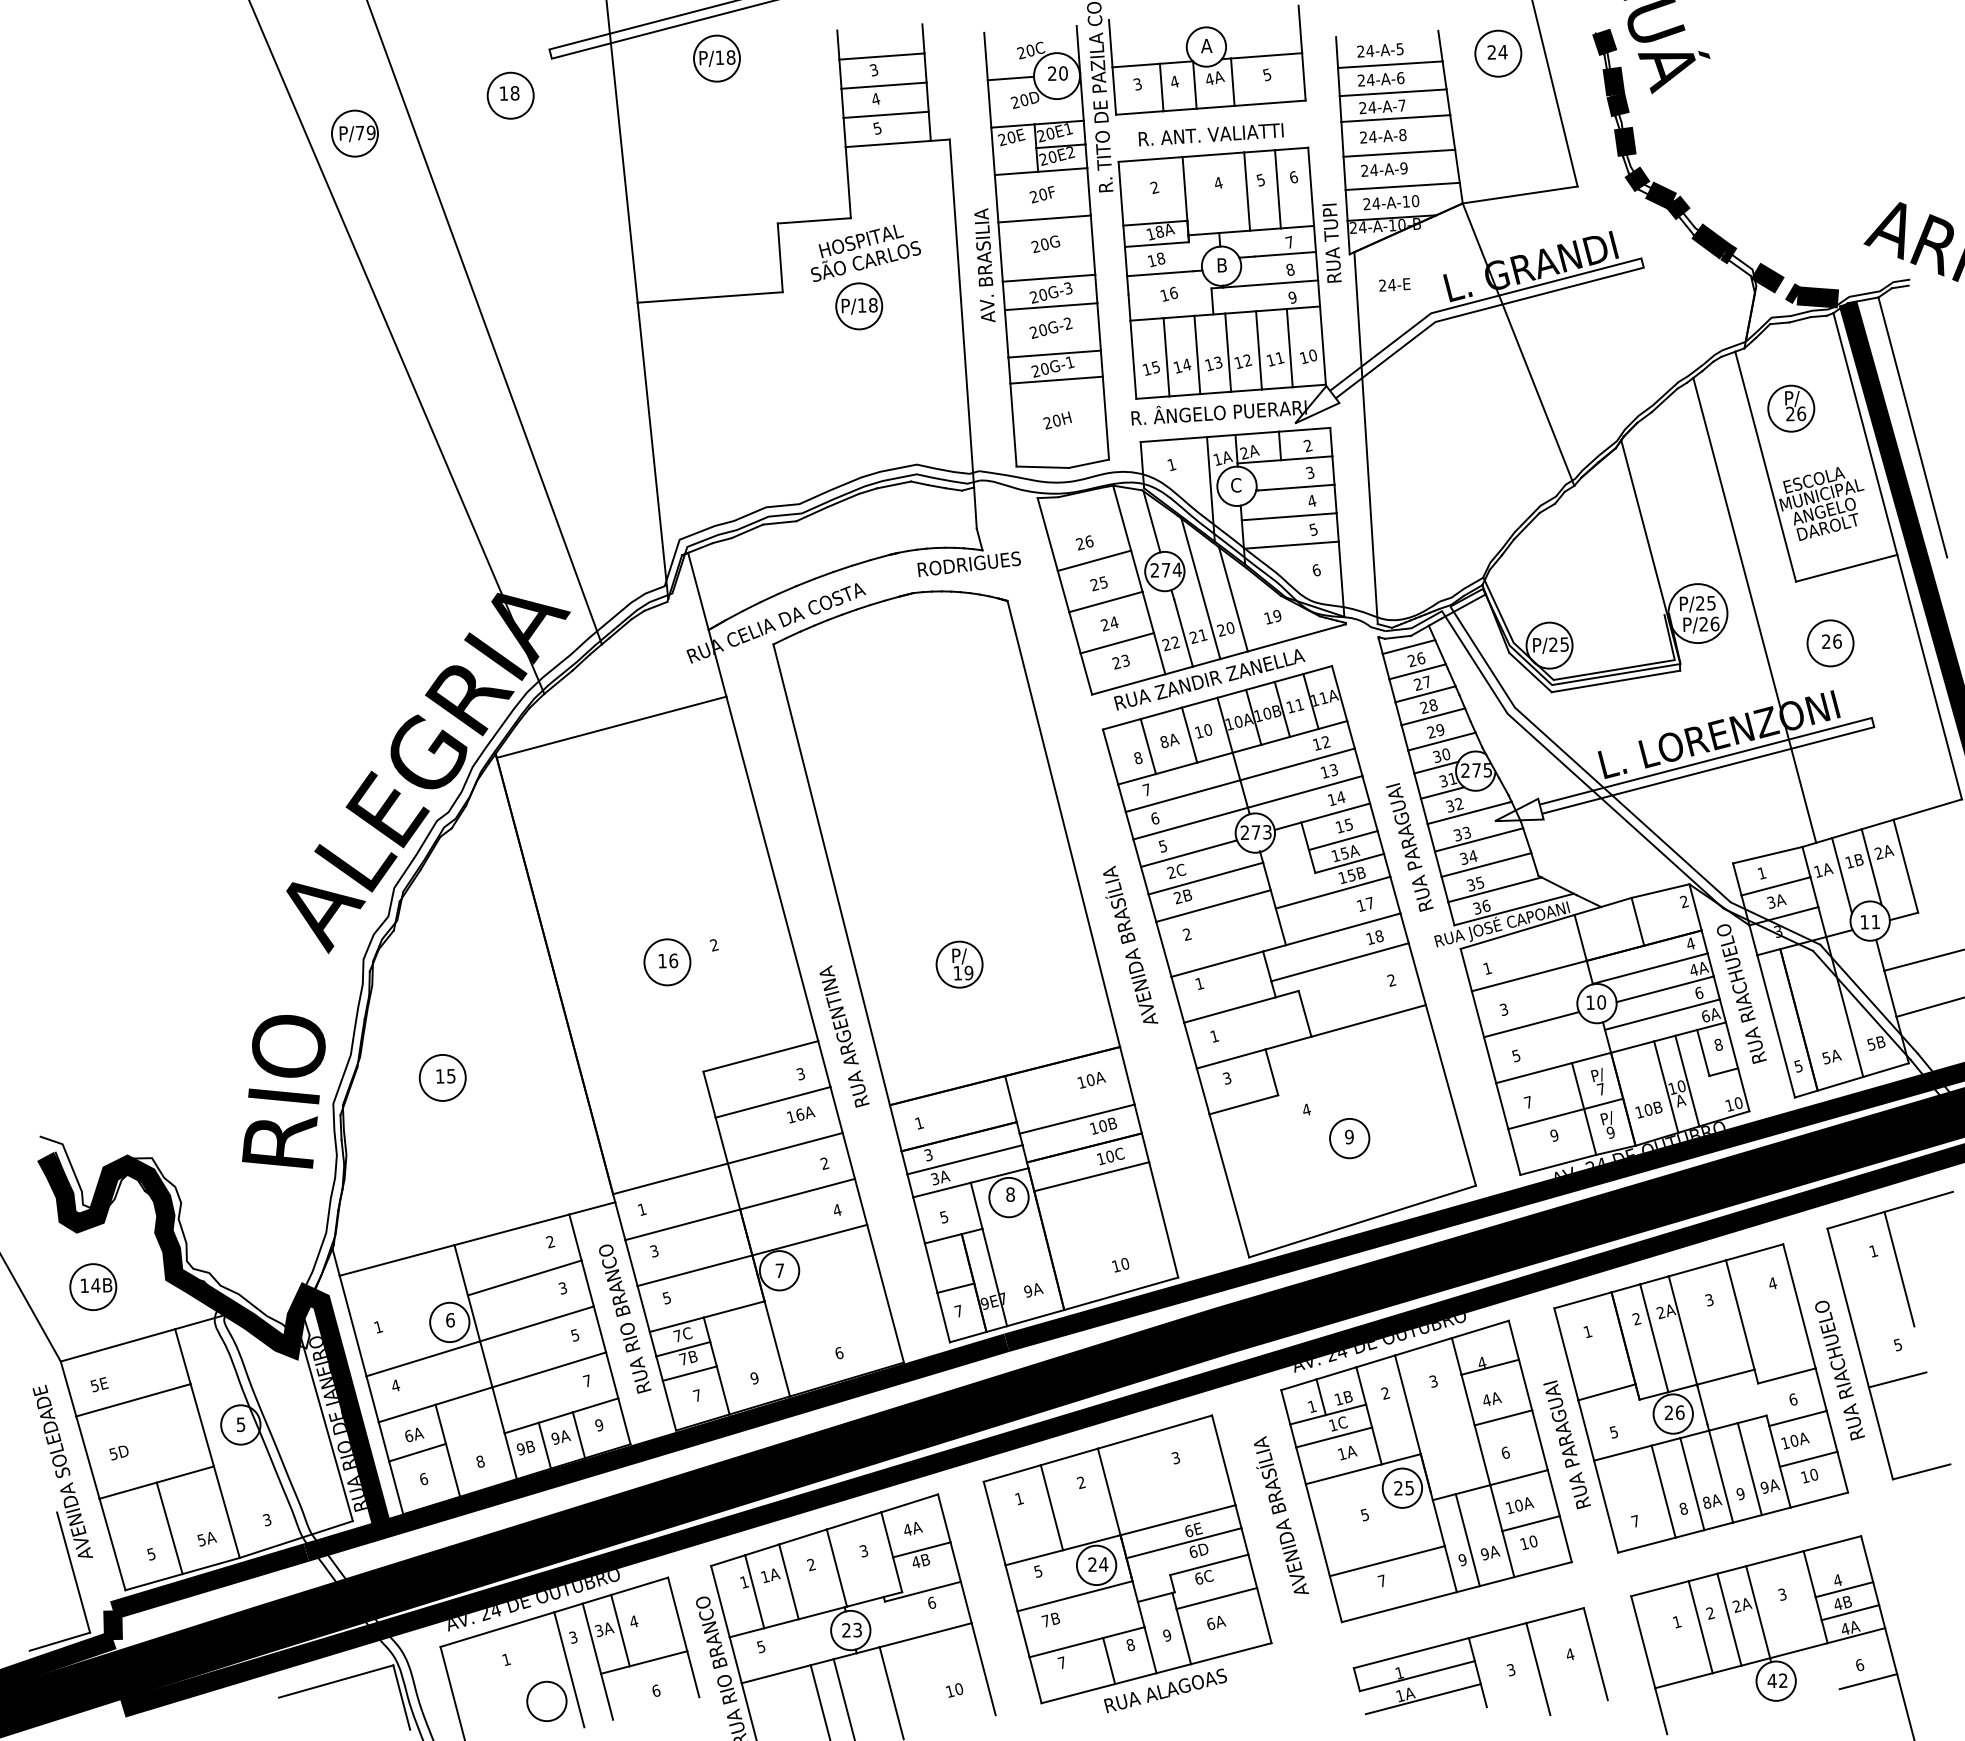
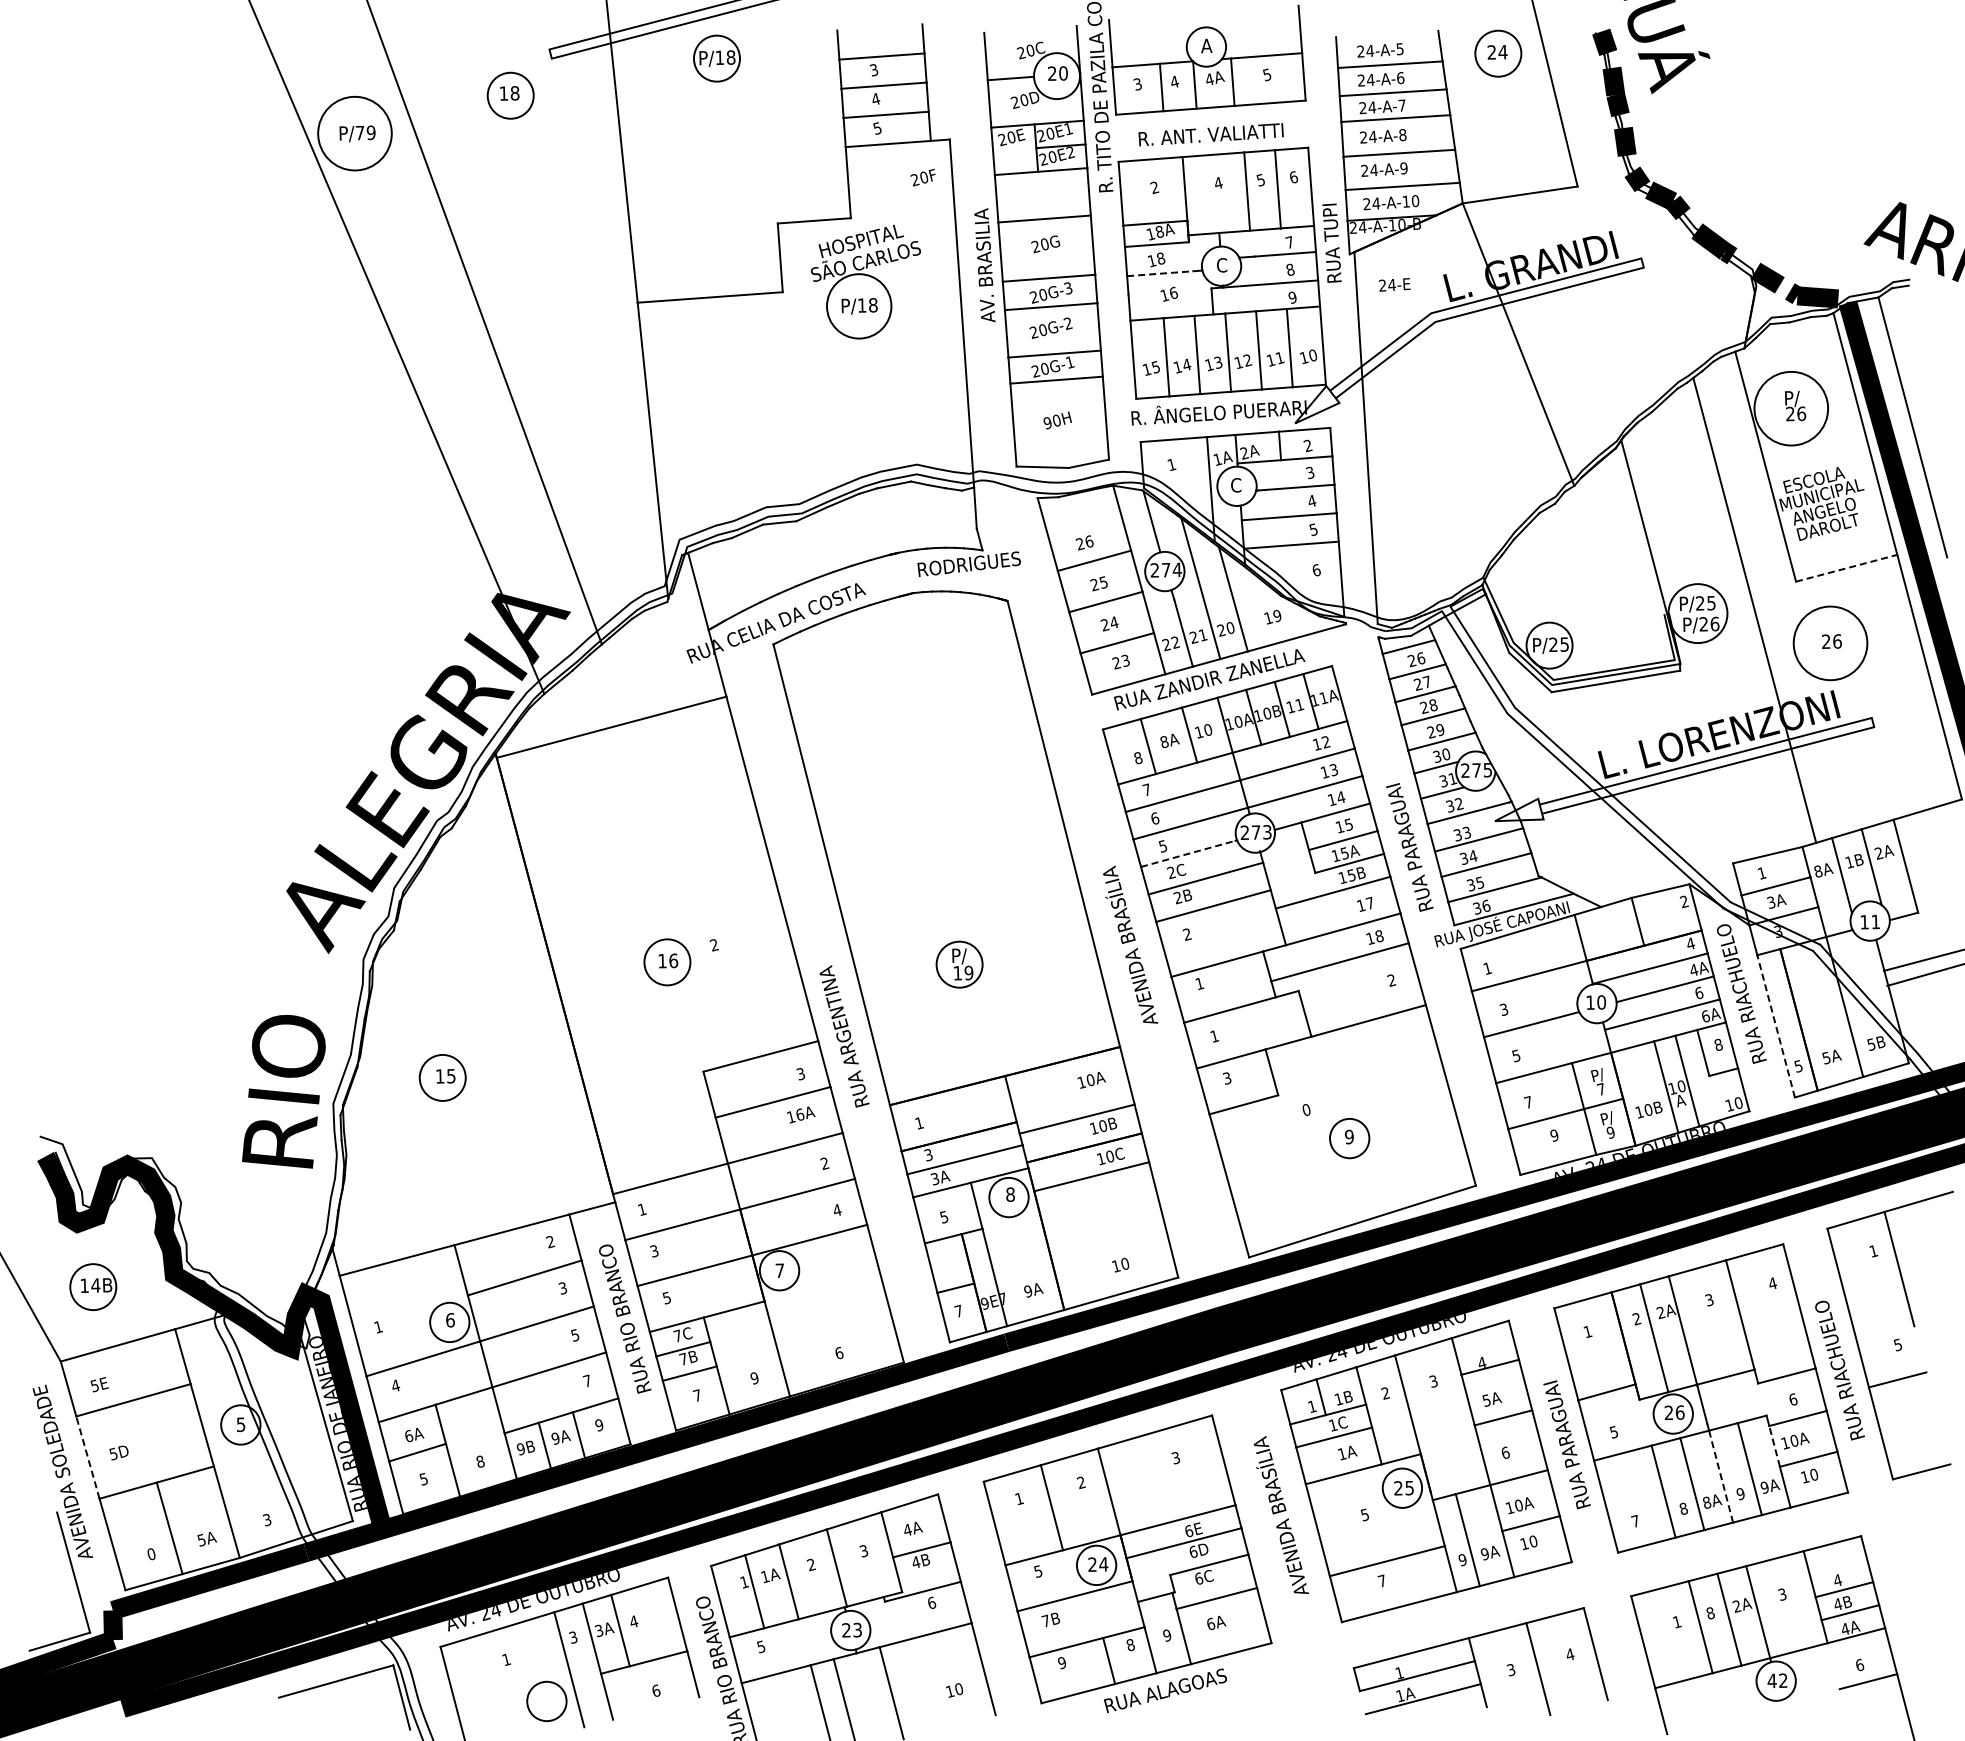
circle diameter: 46 px -> 74 px (354, 133)
text position: (1041, 194) -> (922, 177) (922, 177)
text: B -> C (1222, 265)
line: solid -> dashed (1160, 273)
circle diameter: 46 px -> 64 px (859, 306)
circle diameter: 46 px -> 74 px (1791, 408)
text: 20H -> 90H (1047, 423)
line: solid -> dashed (1847, 568)
circle diameter: 46 px -> 74 px (1830, 643)
line: solid -> dashed (1188, 853)
text: 1A -> 8A (1818, 871)
line position: (1928, 1007) -> (1924, 974) (1924, 974)
line: solid -> dashed (1776, 1026)
text: 4 -> 0 (1306, 1109)
text: 4A -> 5A (1486, 1400)
line: solid -> dashed (1774, 1445)
line: solid -> dashed (87, 1457)
line: solid -> dashed (1721, 1476)
text: 6 -> 5 (423, 1479)
text: 5 -> 0 (151, 1554)
text: 2 -> 8 (1710, 1613)
text: 7 -> 9 (1061, 1662)
